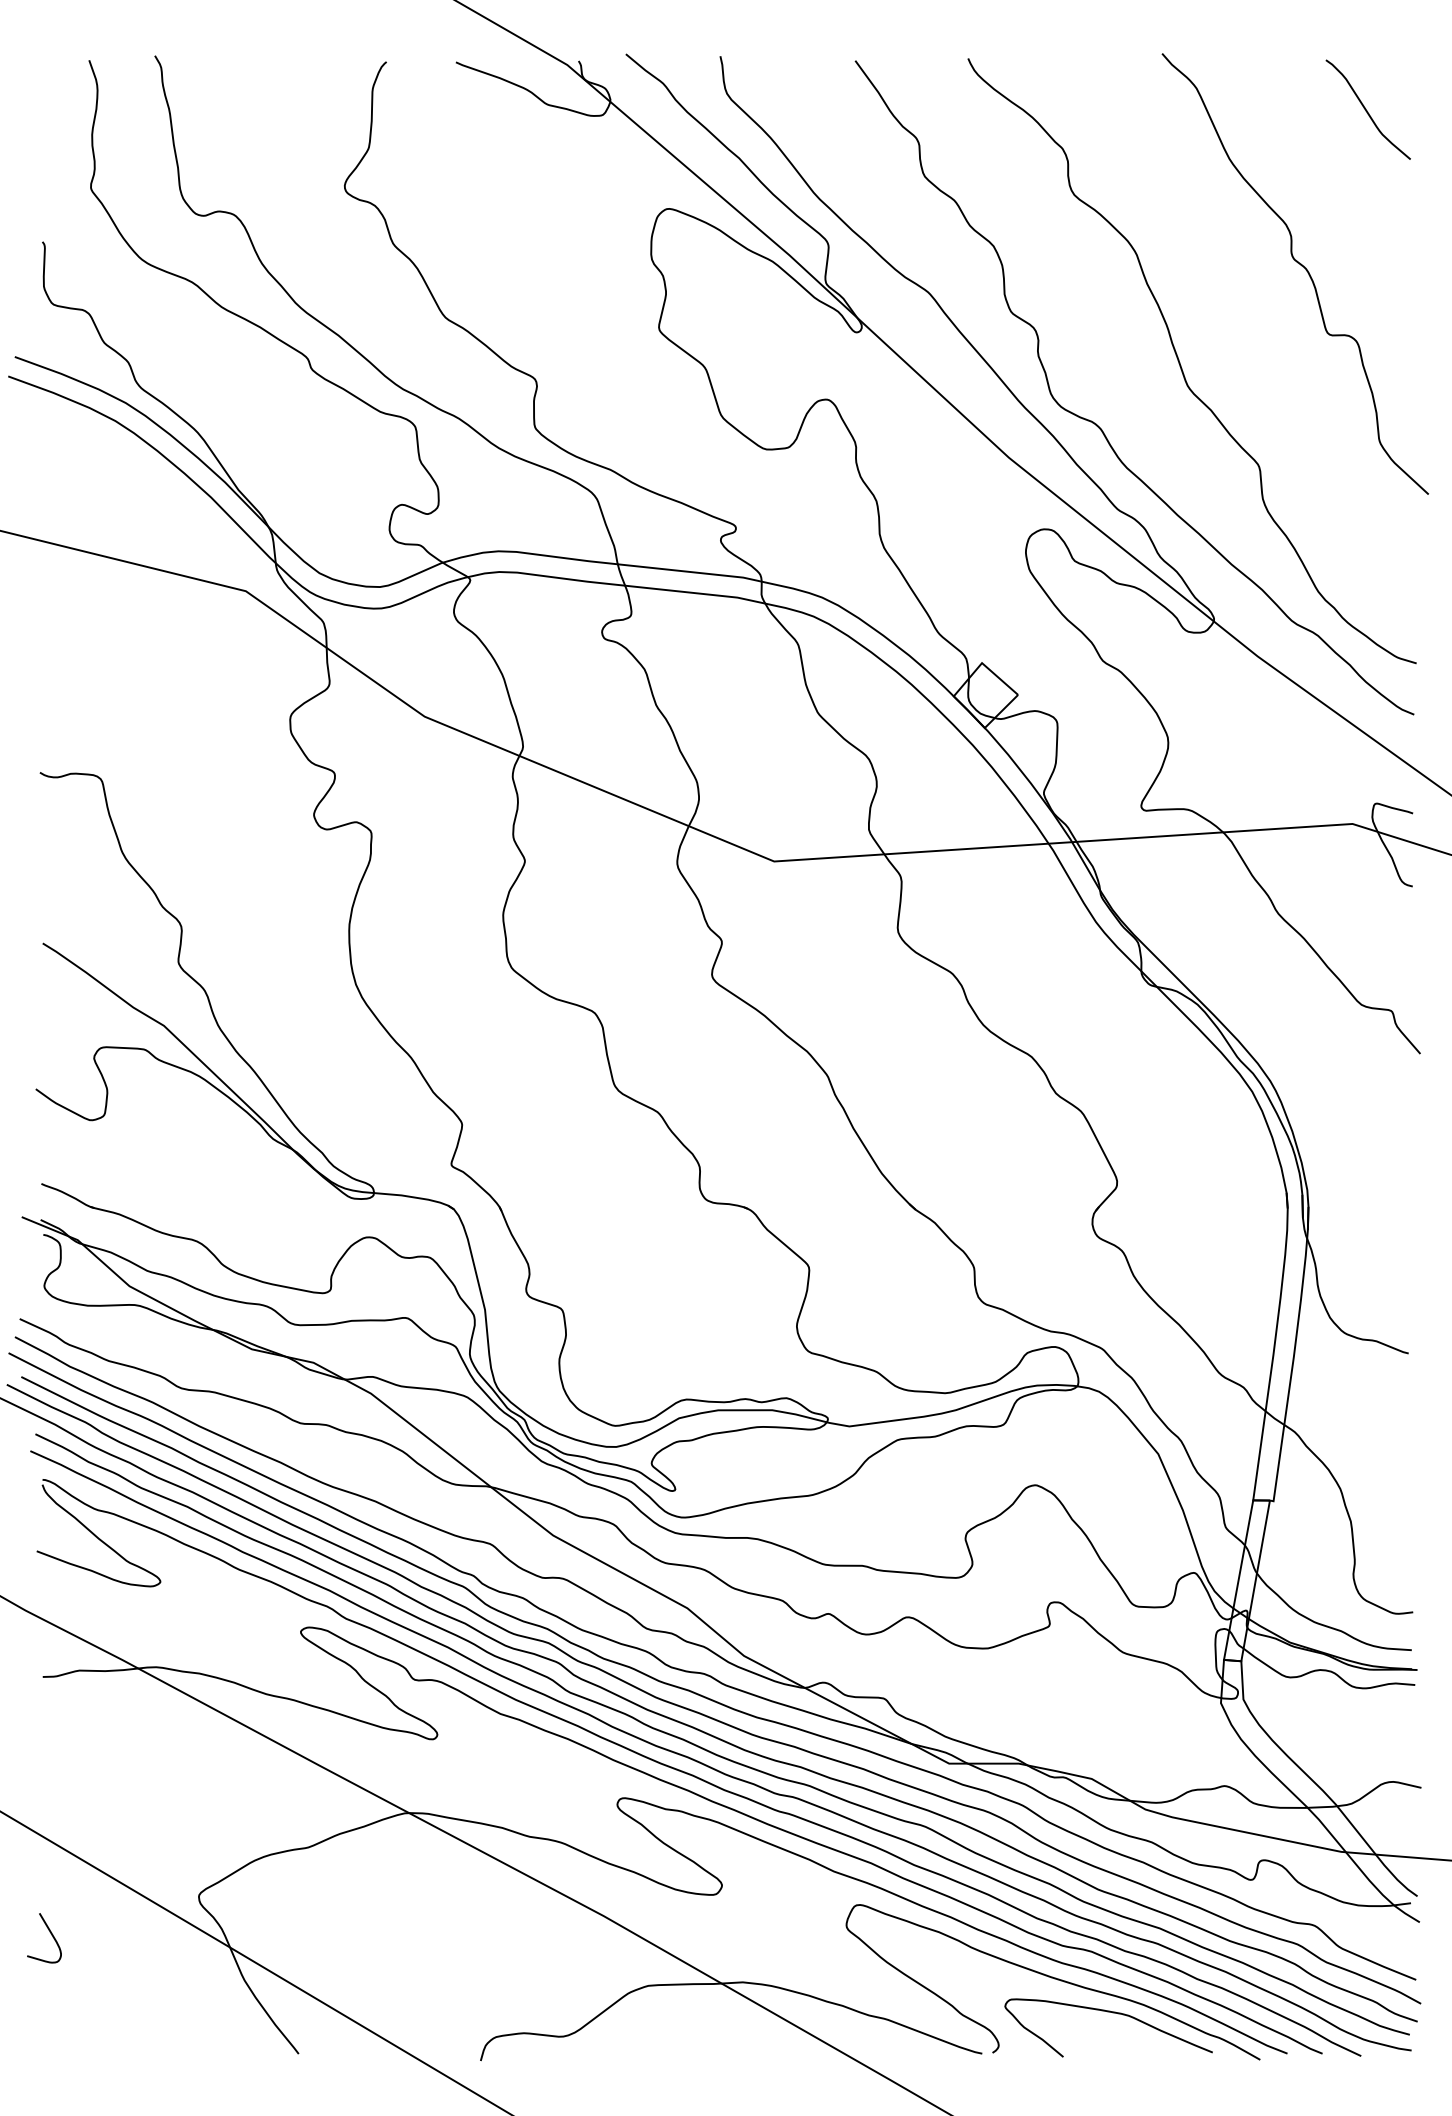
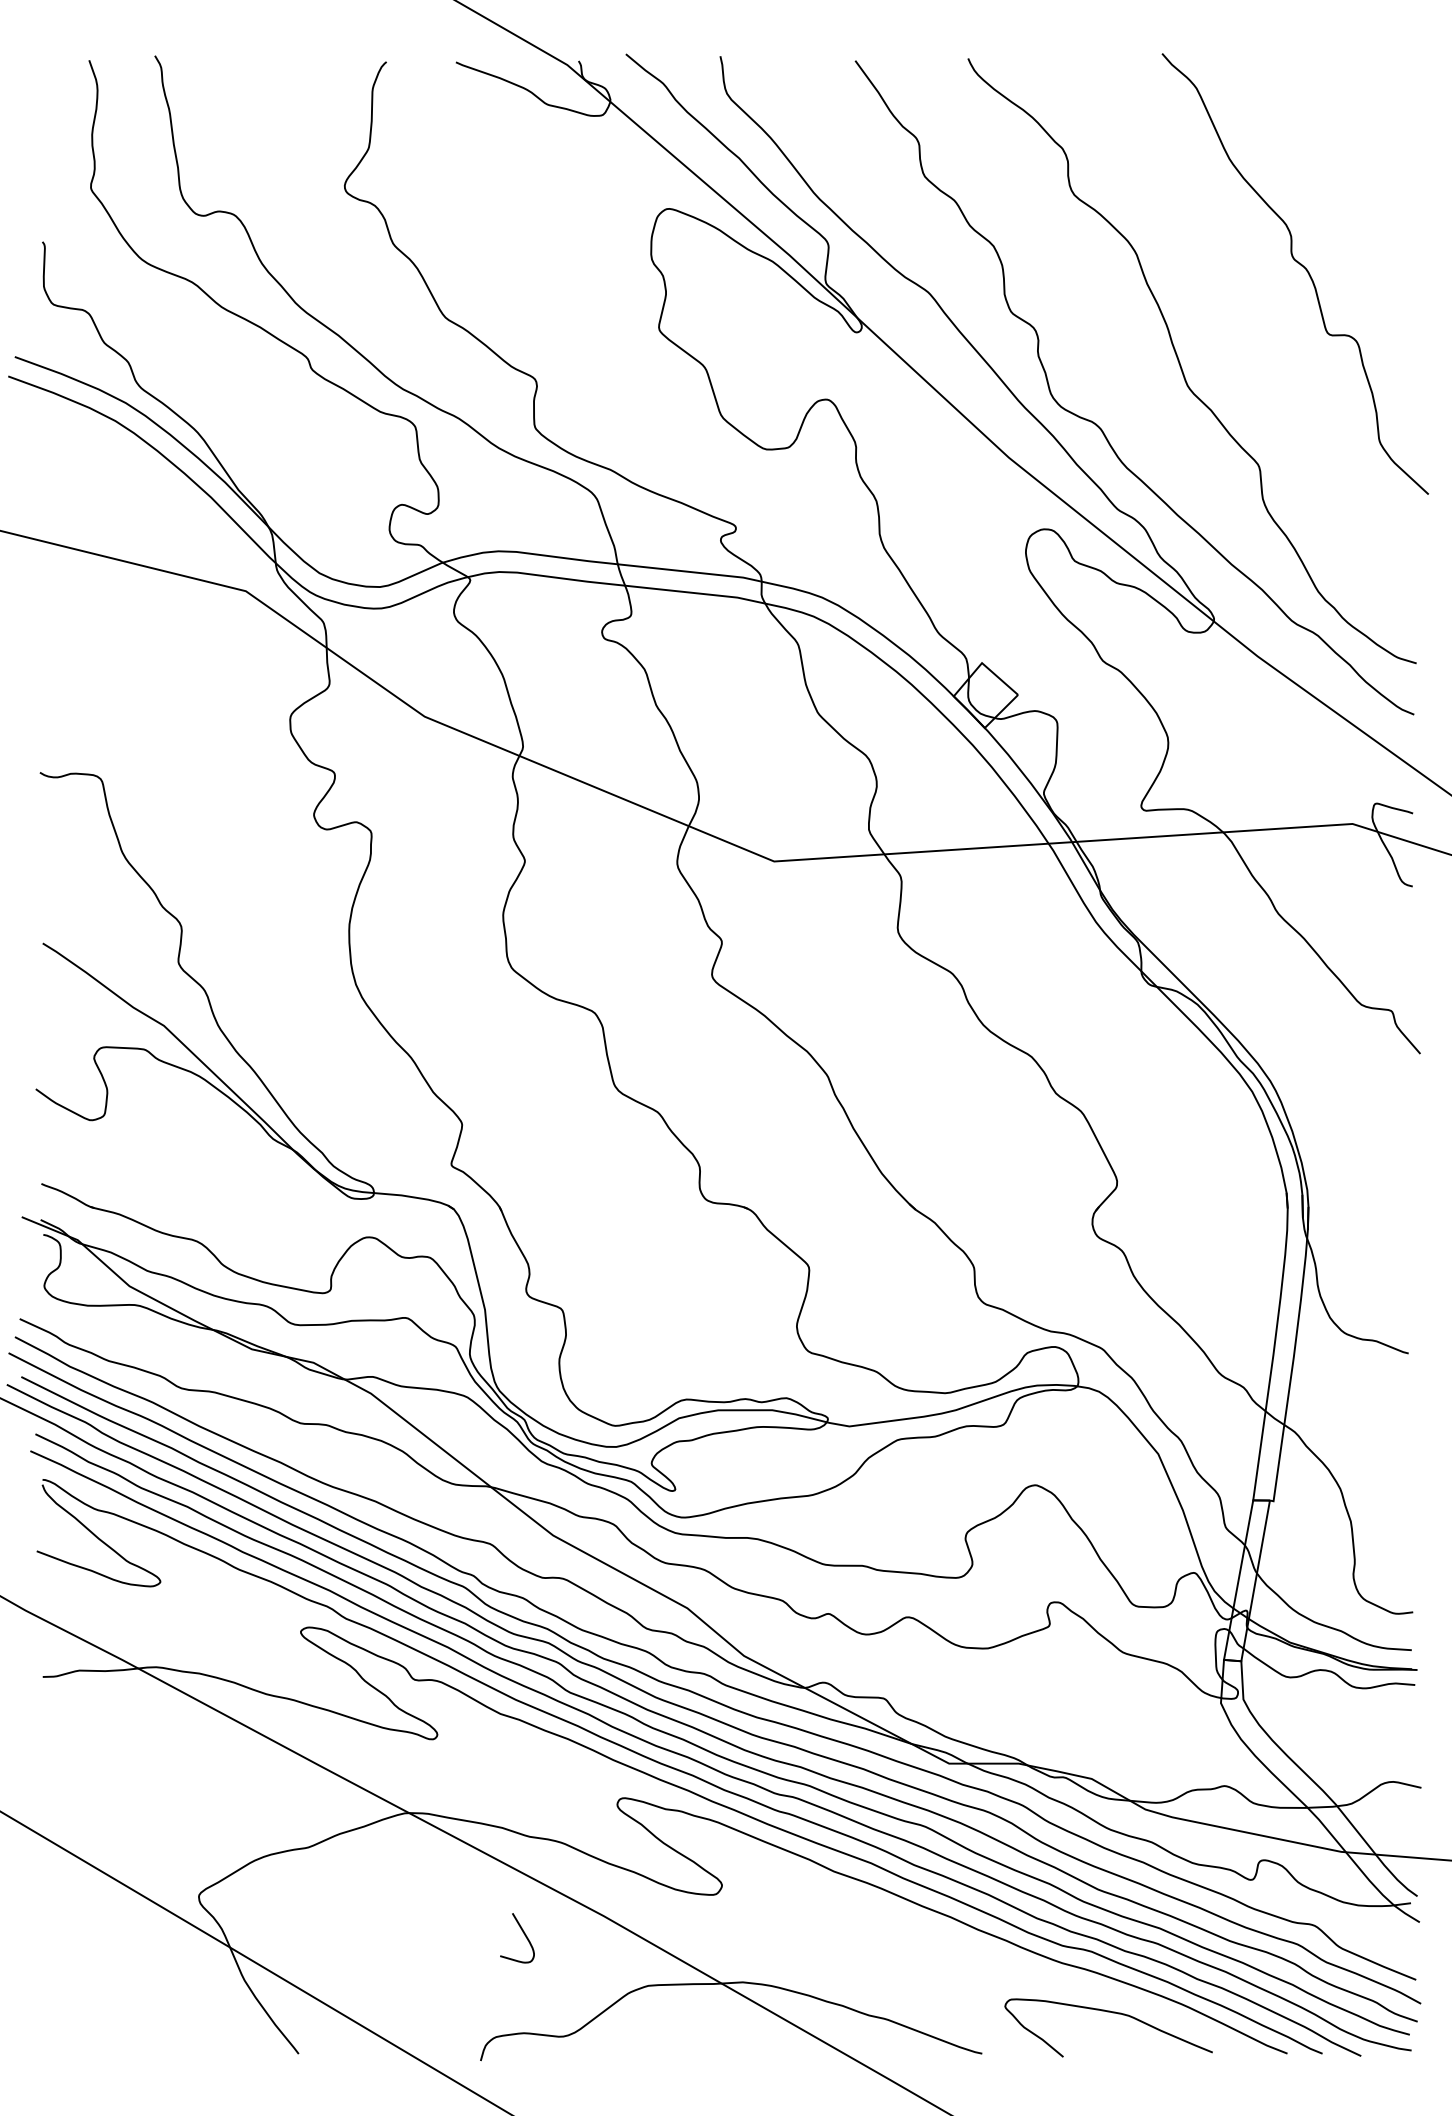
curve: present -> none (1366, 109)
curve position: (51, 1935) -> (524, 1935) (524, 1935)
curve: present -> none (1054, 1979)
